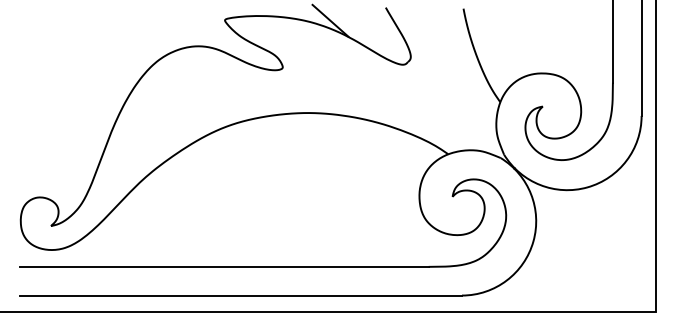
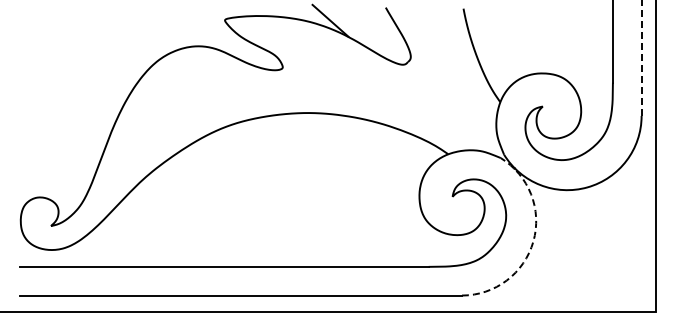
line: solid -> dashed (641, 57)
arc: solid -> dashed (533, 241)
